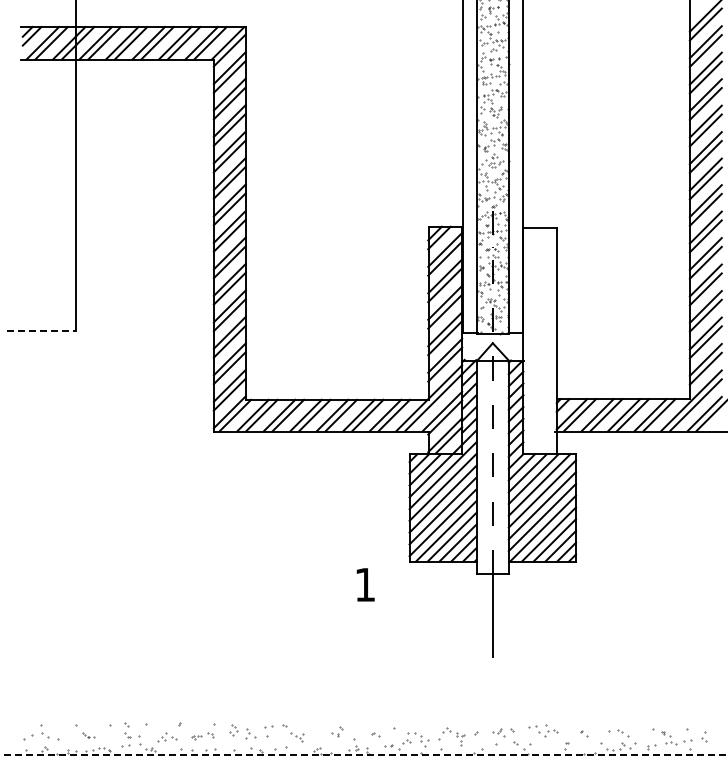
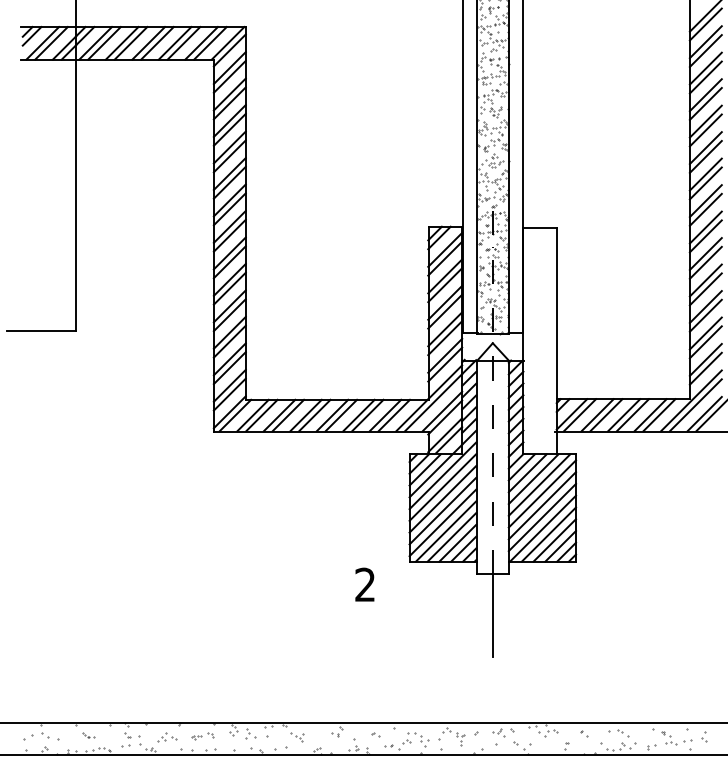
line: dashed -> solid (41, 331)
text: 1 -> 2 (364, 584)
line: none -> present (363, 723)
line: dashed -> solid (363, 754)
